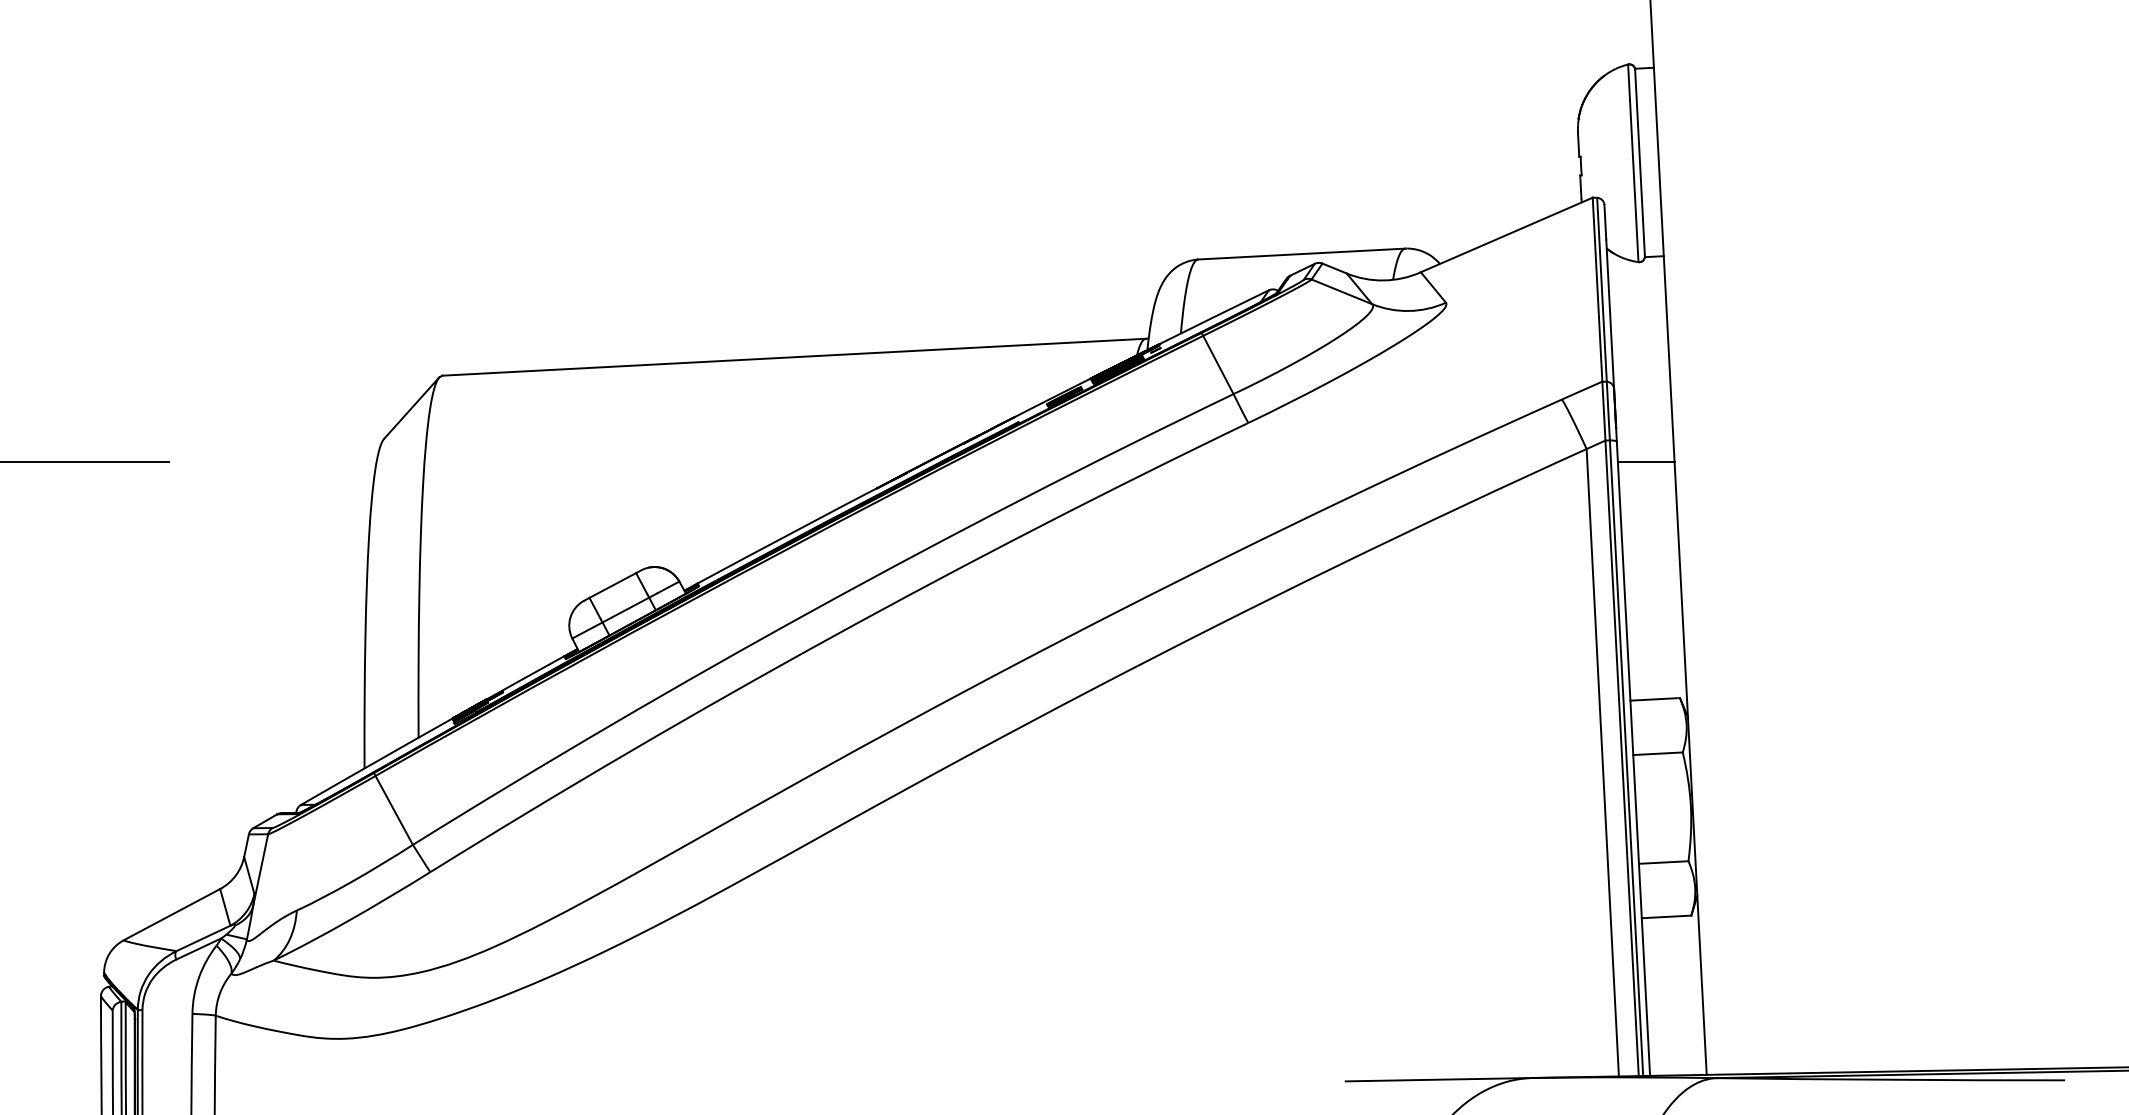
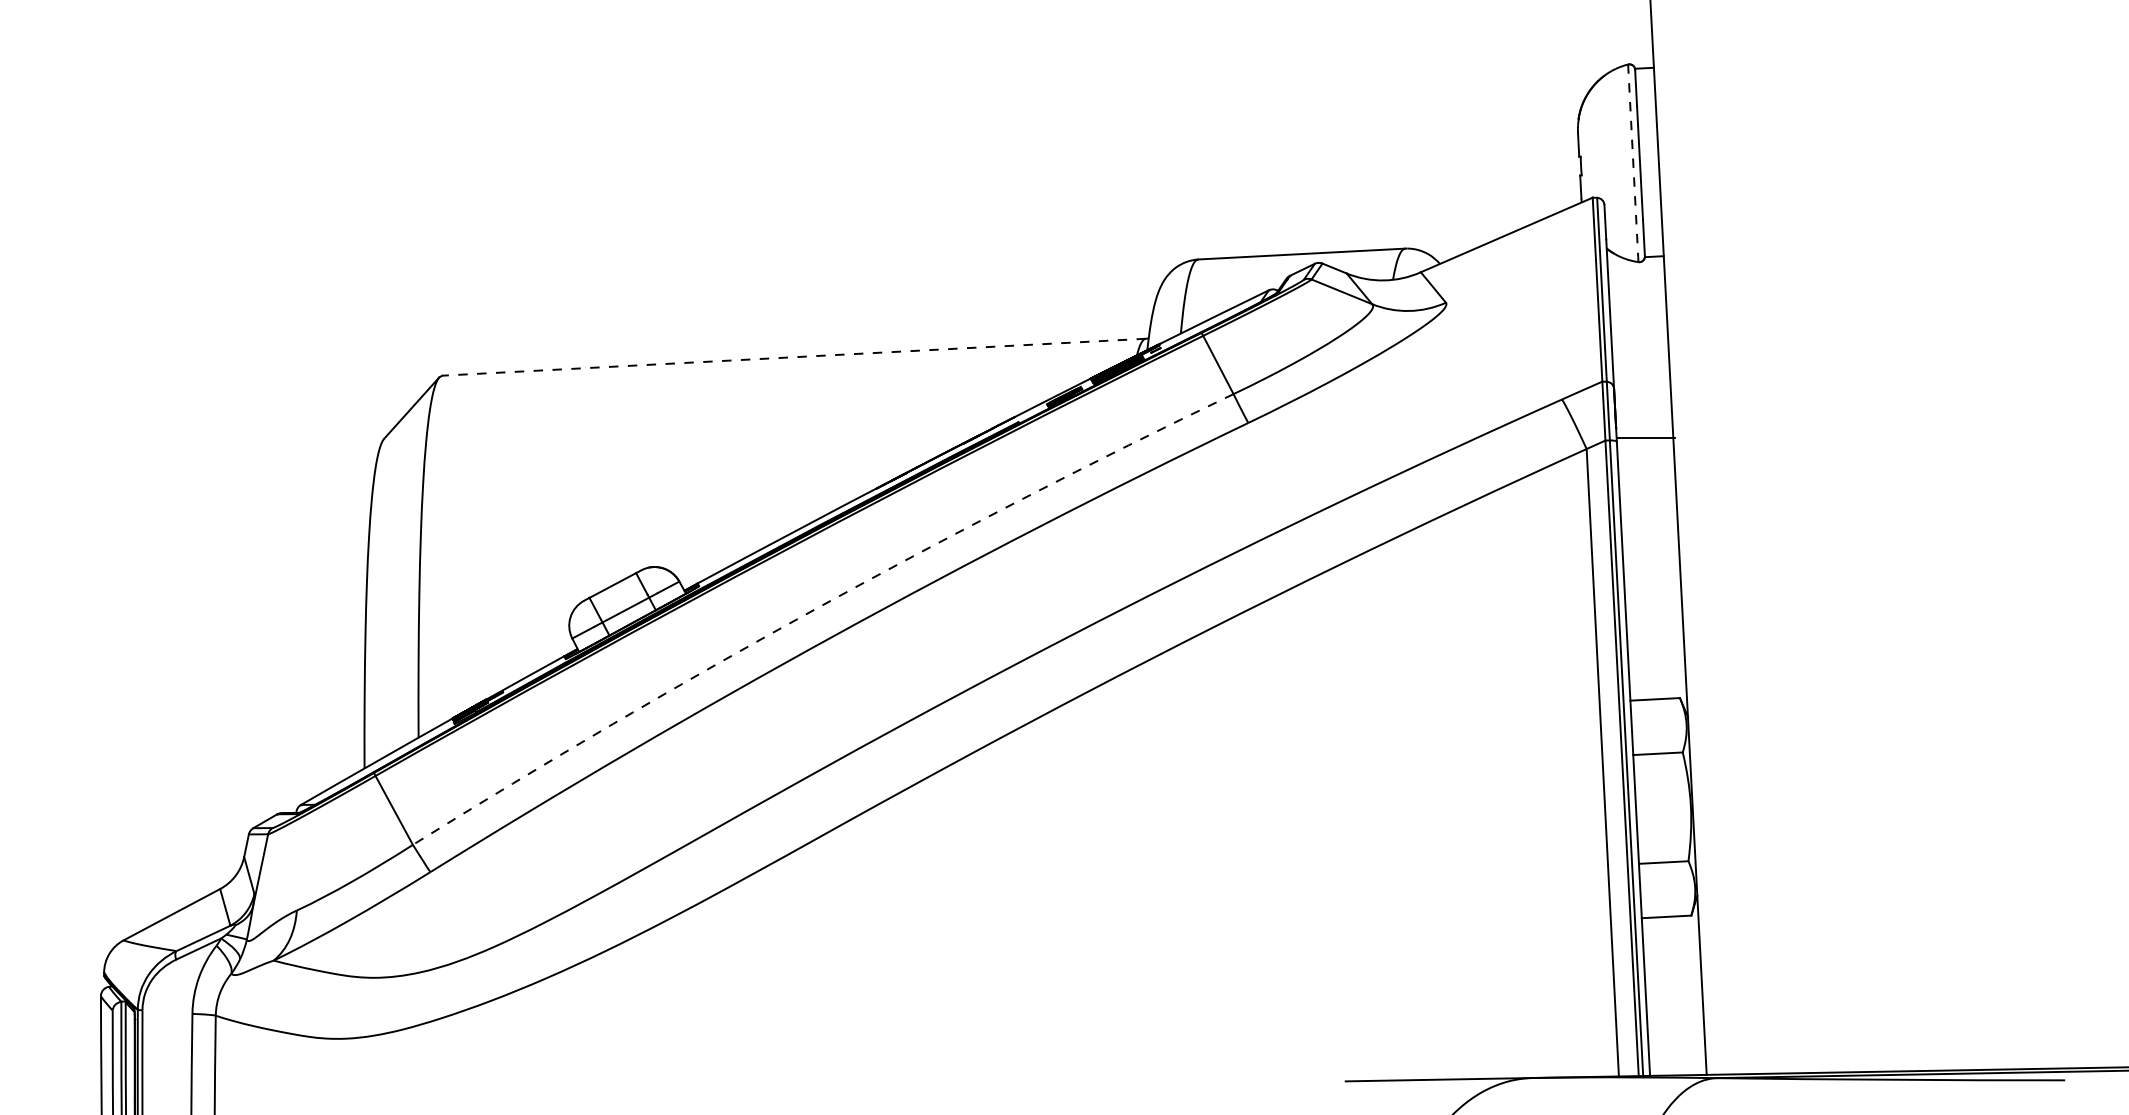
line: solid -> dashed (1633, 163)
line: solid -> dashed (793, 357)
line: present -> none (85, 461)
line position: (1645, 461) -> (1645, 437) (1645, 437)
arc: solid -> dashed (817, 608)
